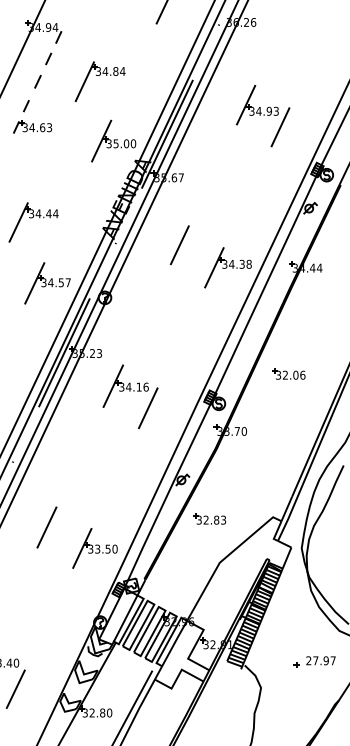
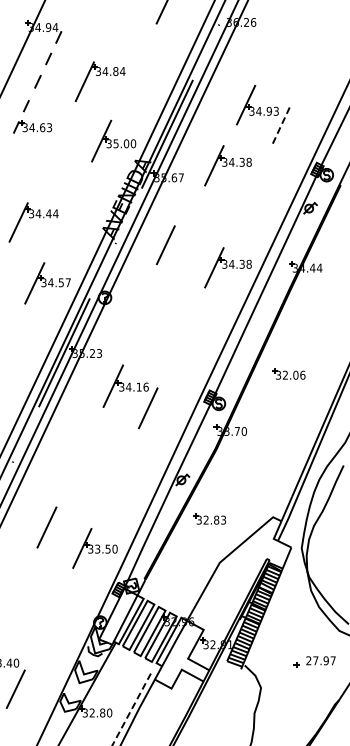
line: solid -> dashed (280, 127)
part: none -> present (227, 165)
line position: (179, 245) -> (165, 245) (165, 245)
line: solid -> dashed (132, 708)
